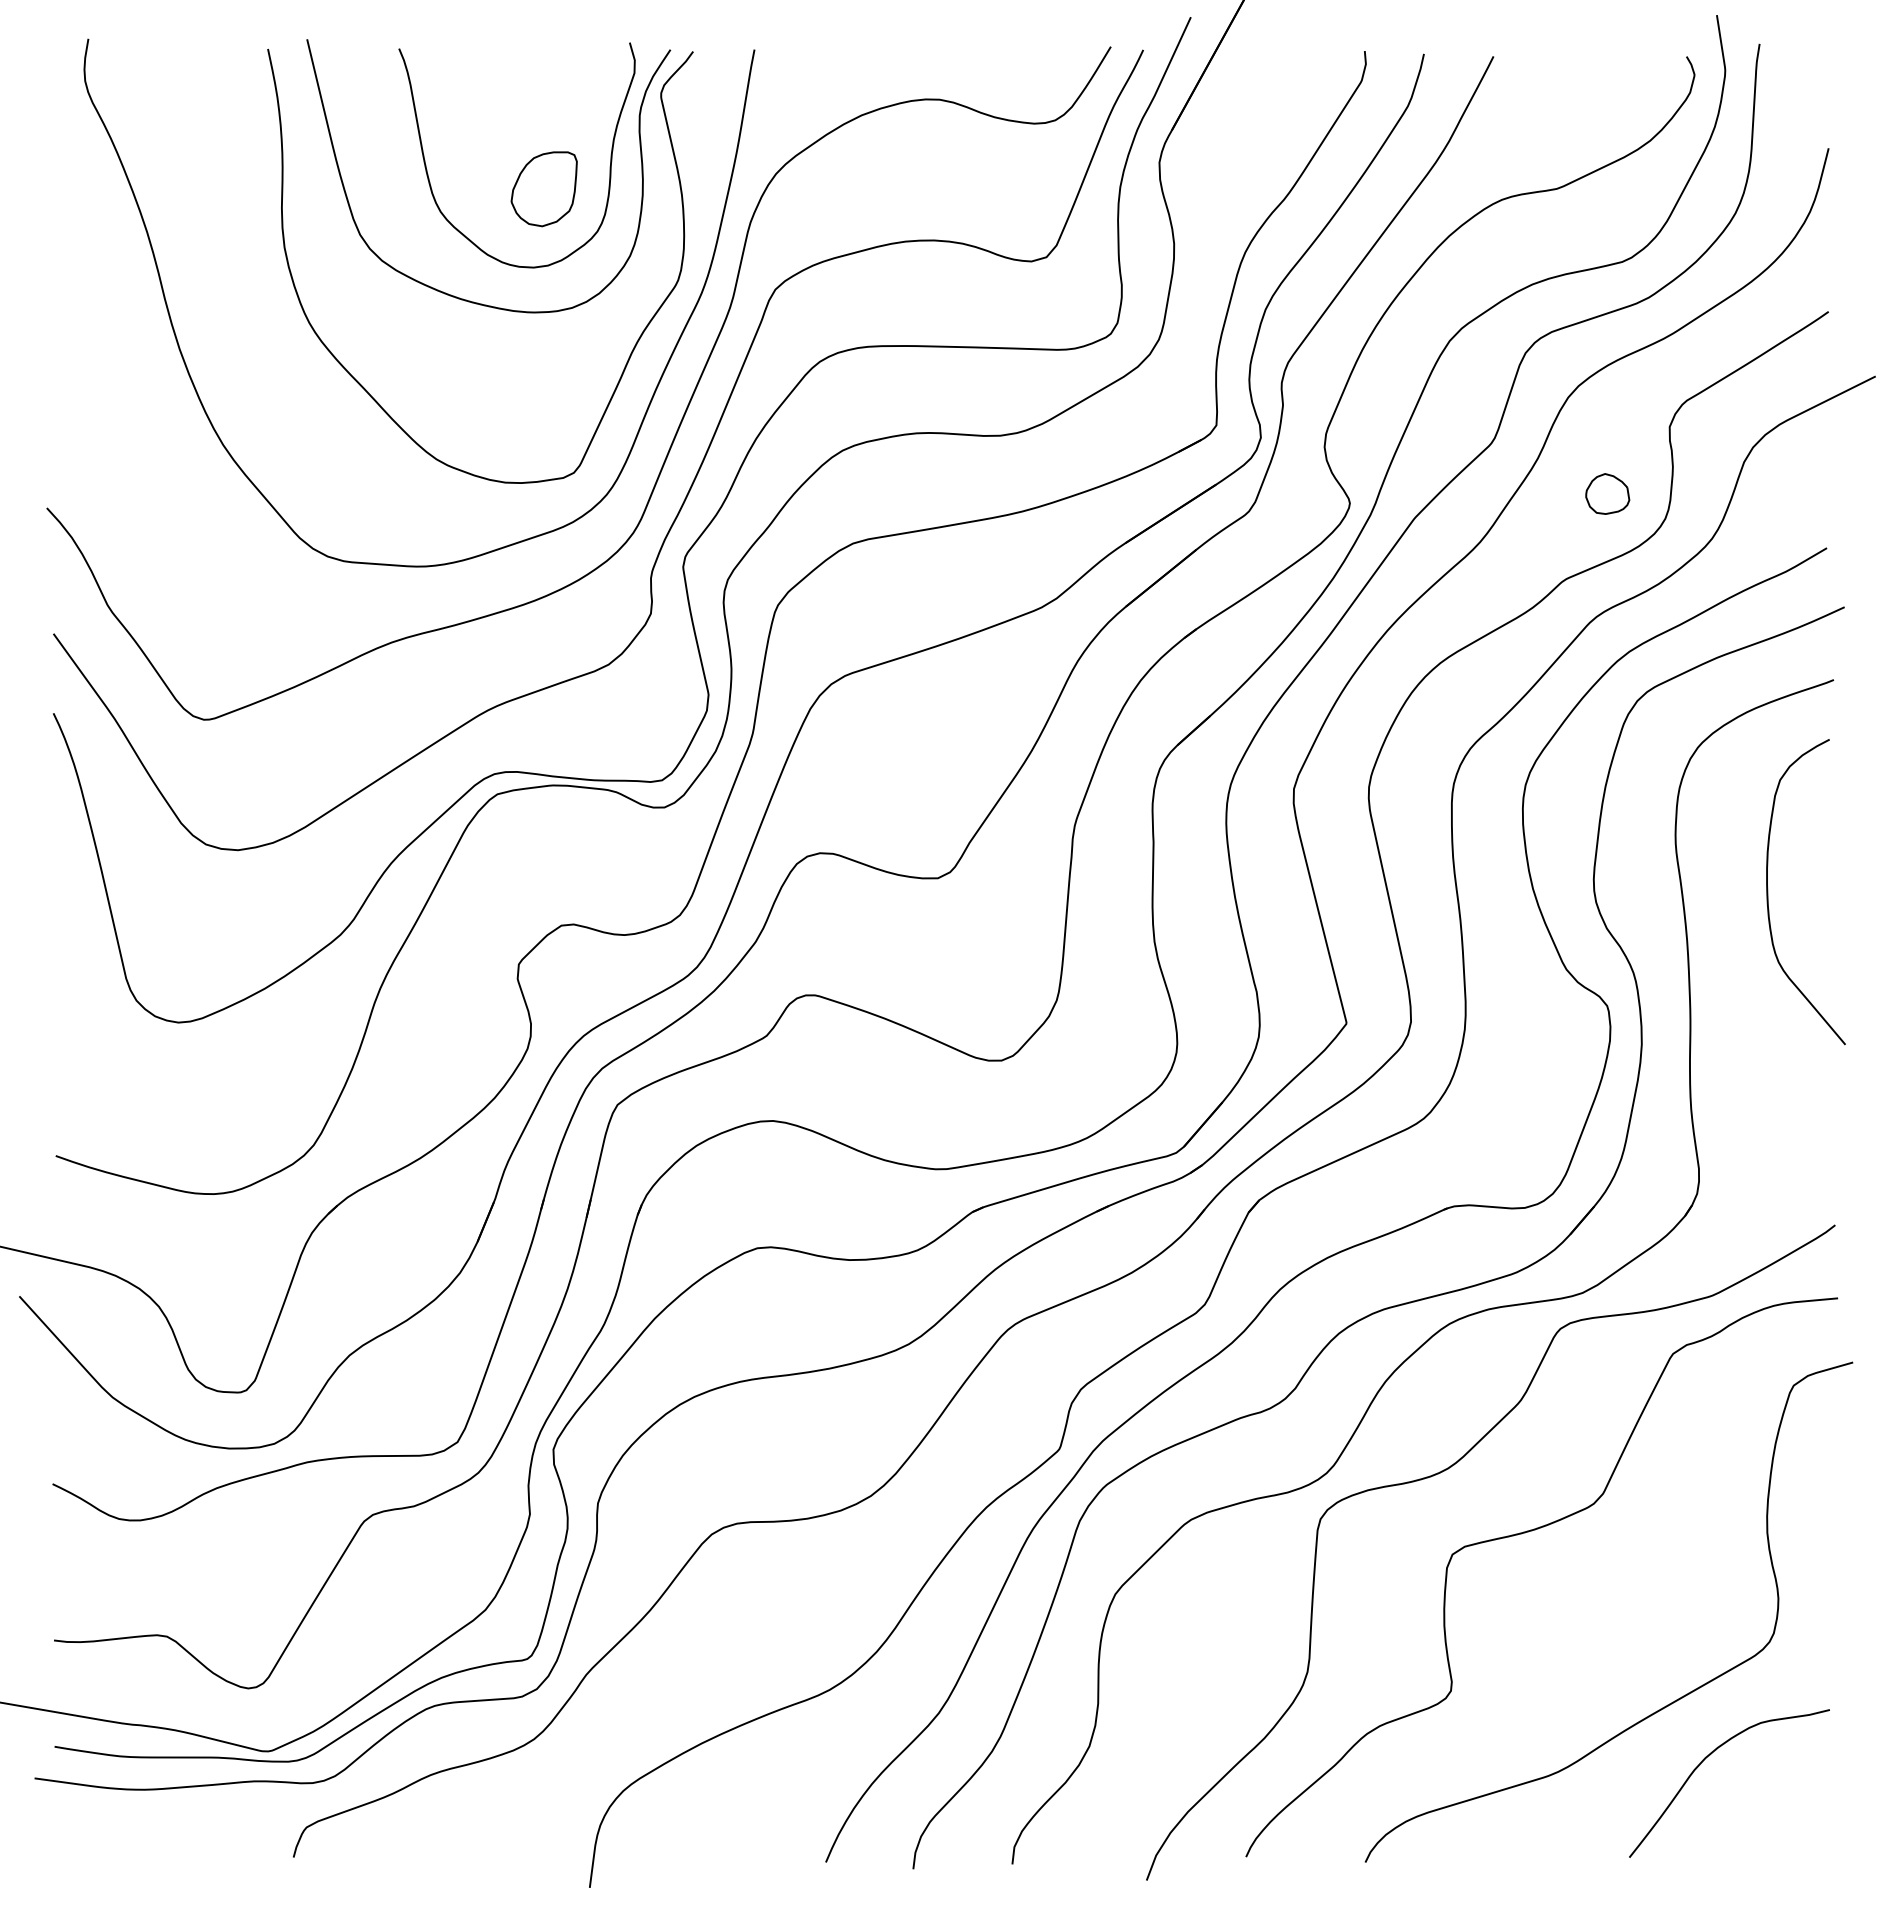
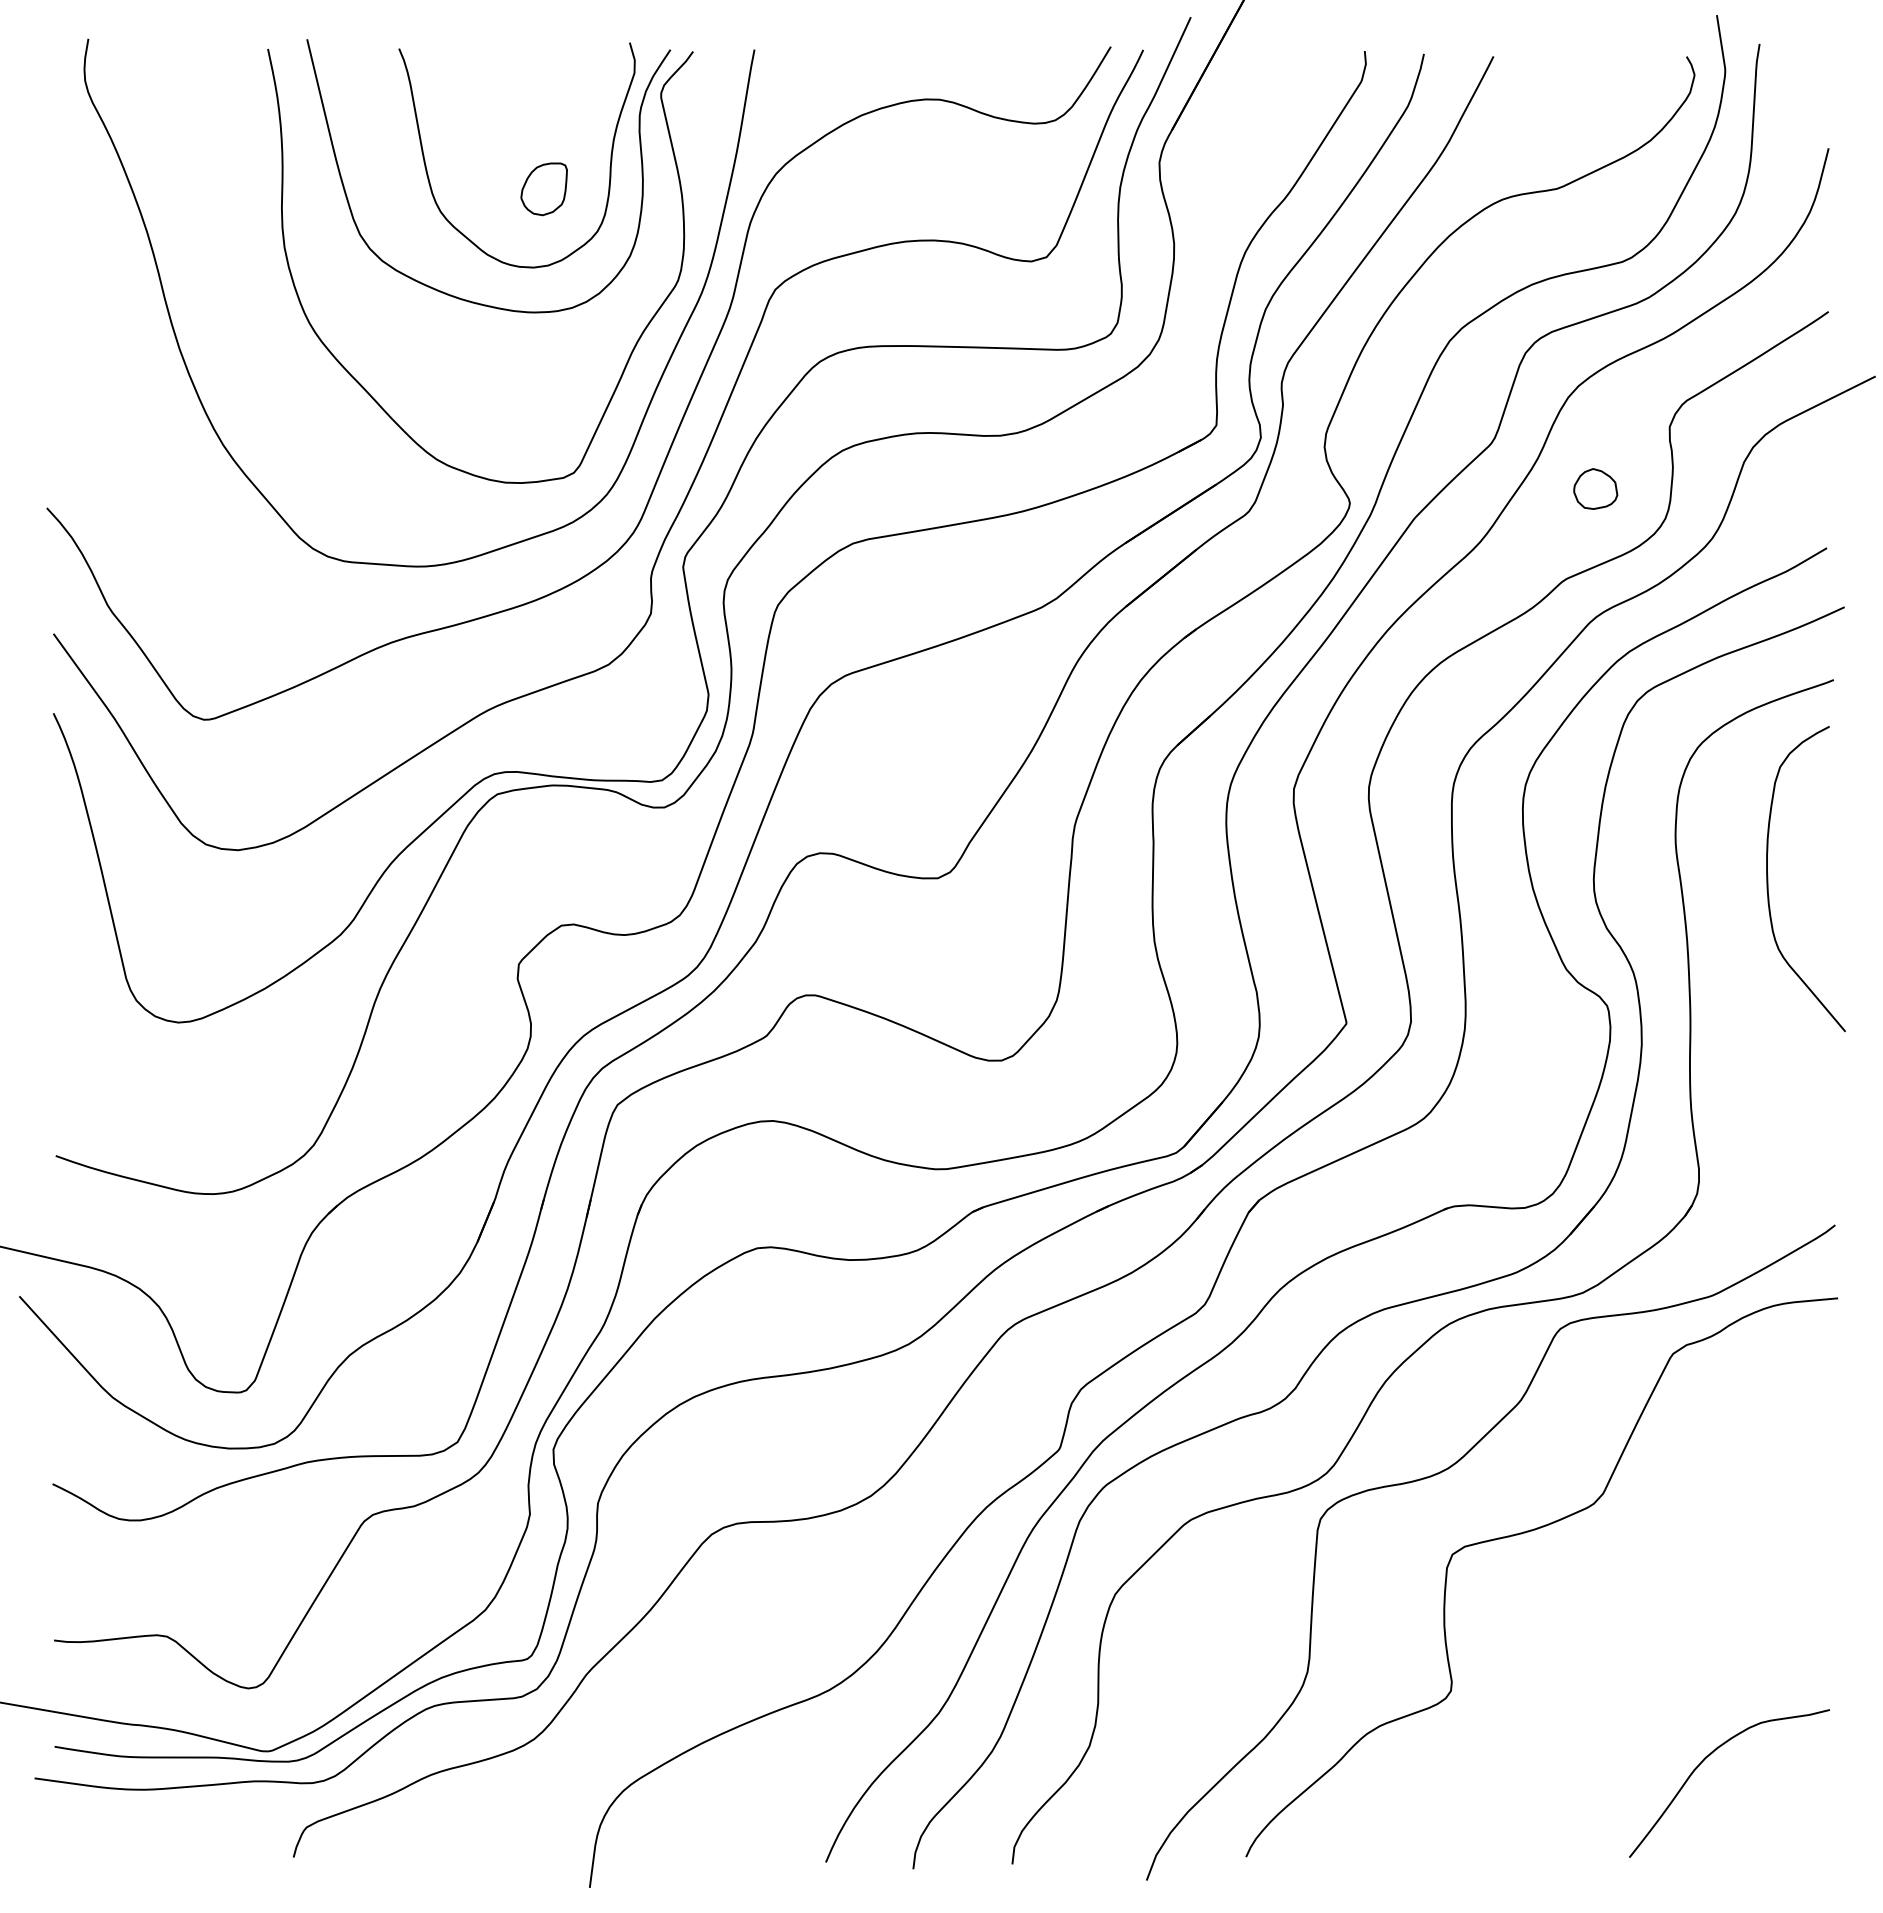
part size: 68x77 px -> 48x55 px (543, 189)
part position: (1607, 493) -> (1595, 488) (1595, 488)
curve position: (1768, 892) -> (1768, 879) (1768, 879)
curve: present -> none (1665, 1705)
